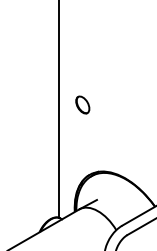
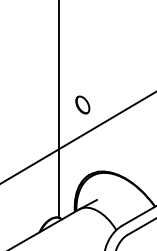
line: none -> present (77, 137)
